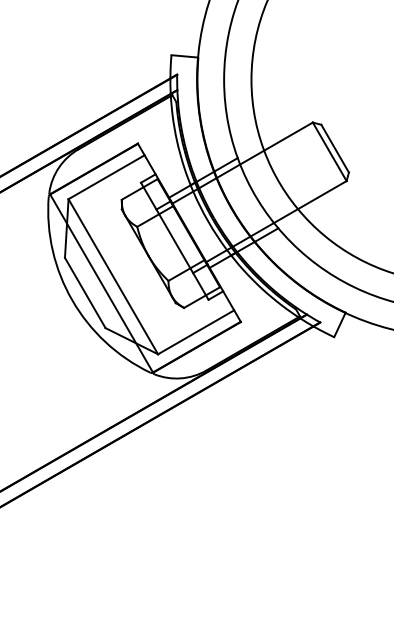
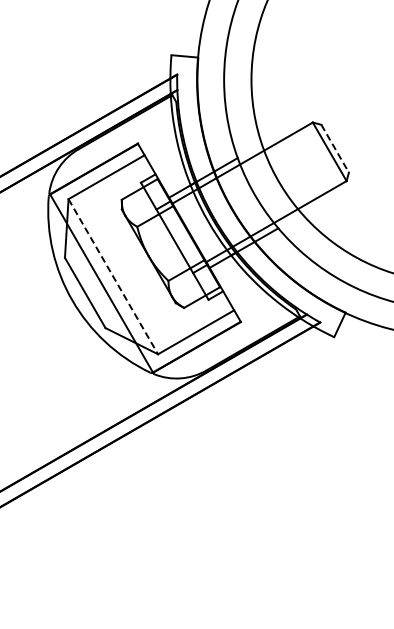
line: solid -> dashed (335, 148)
line: solid -> dashed (113, 276)
